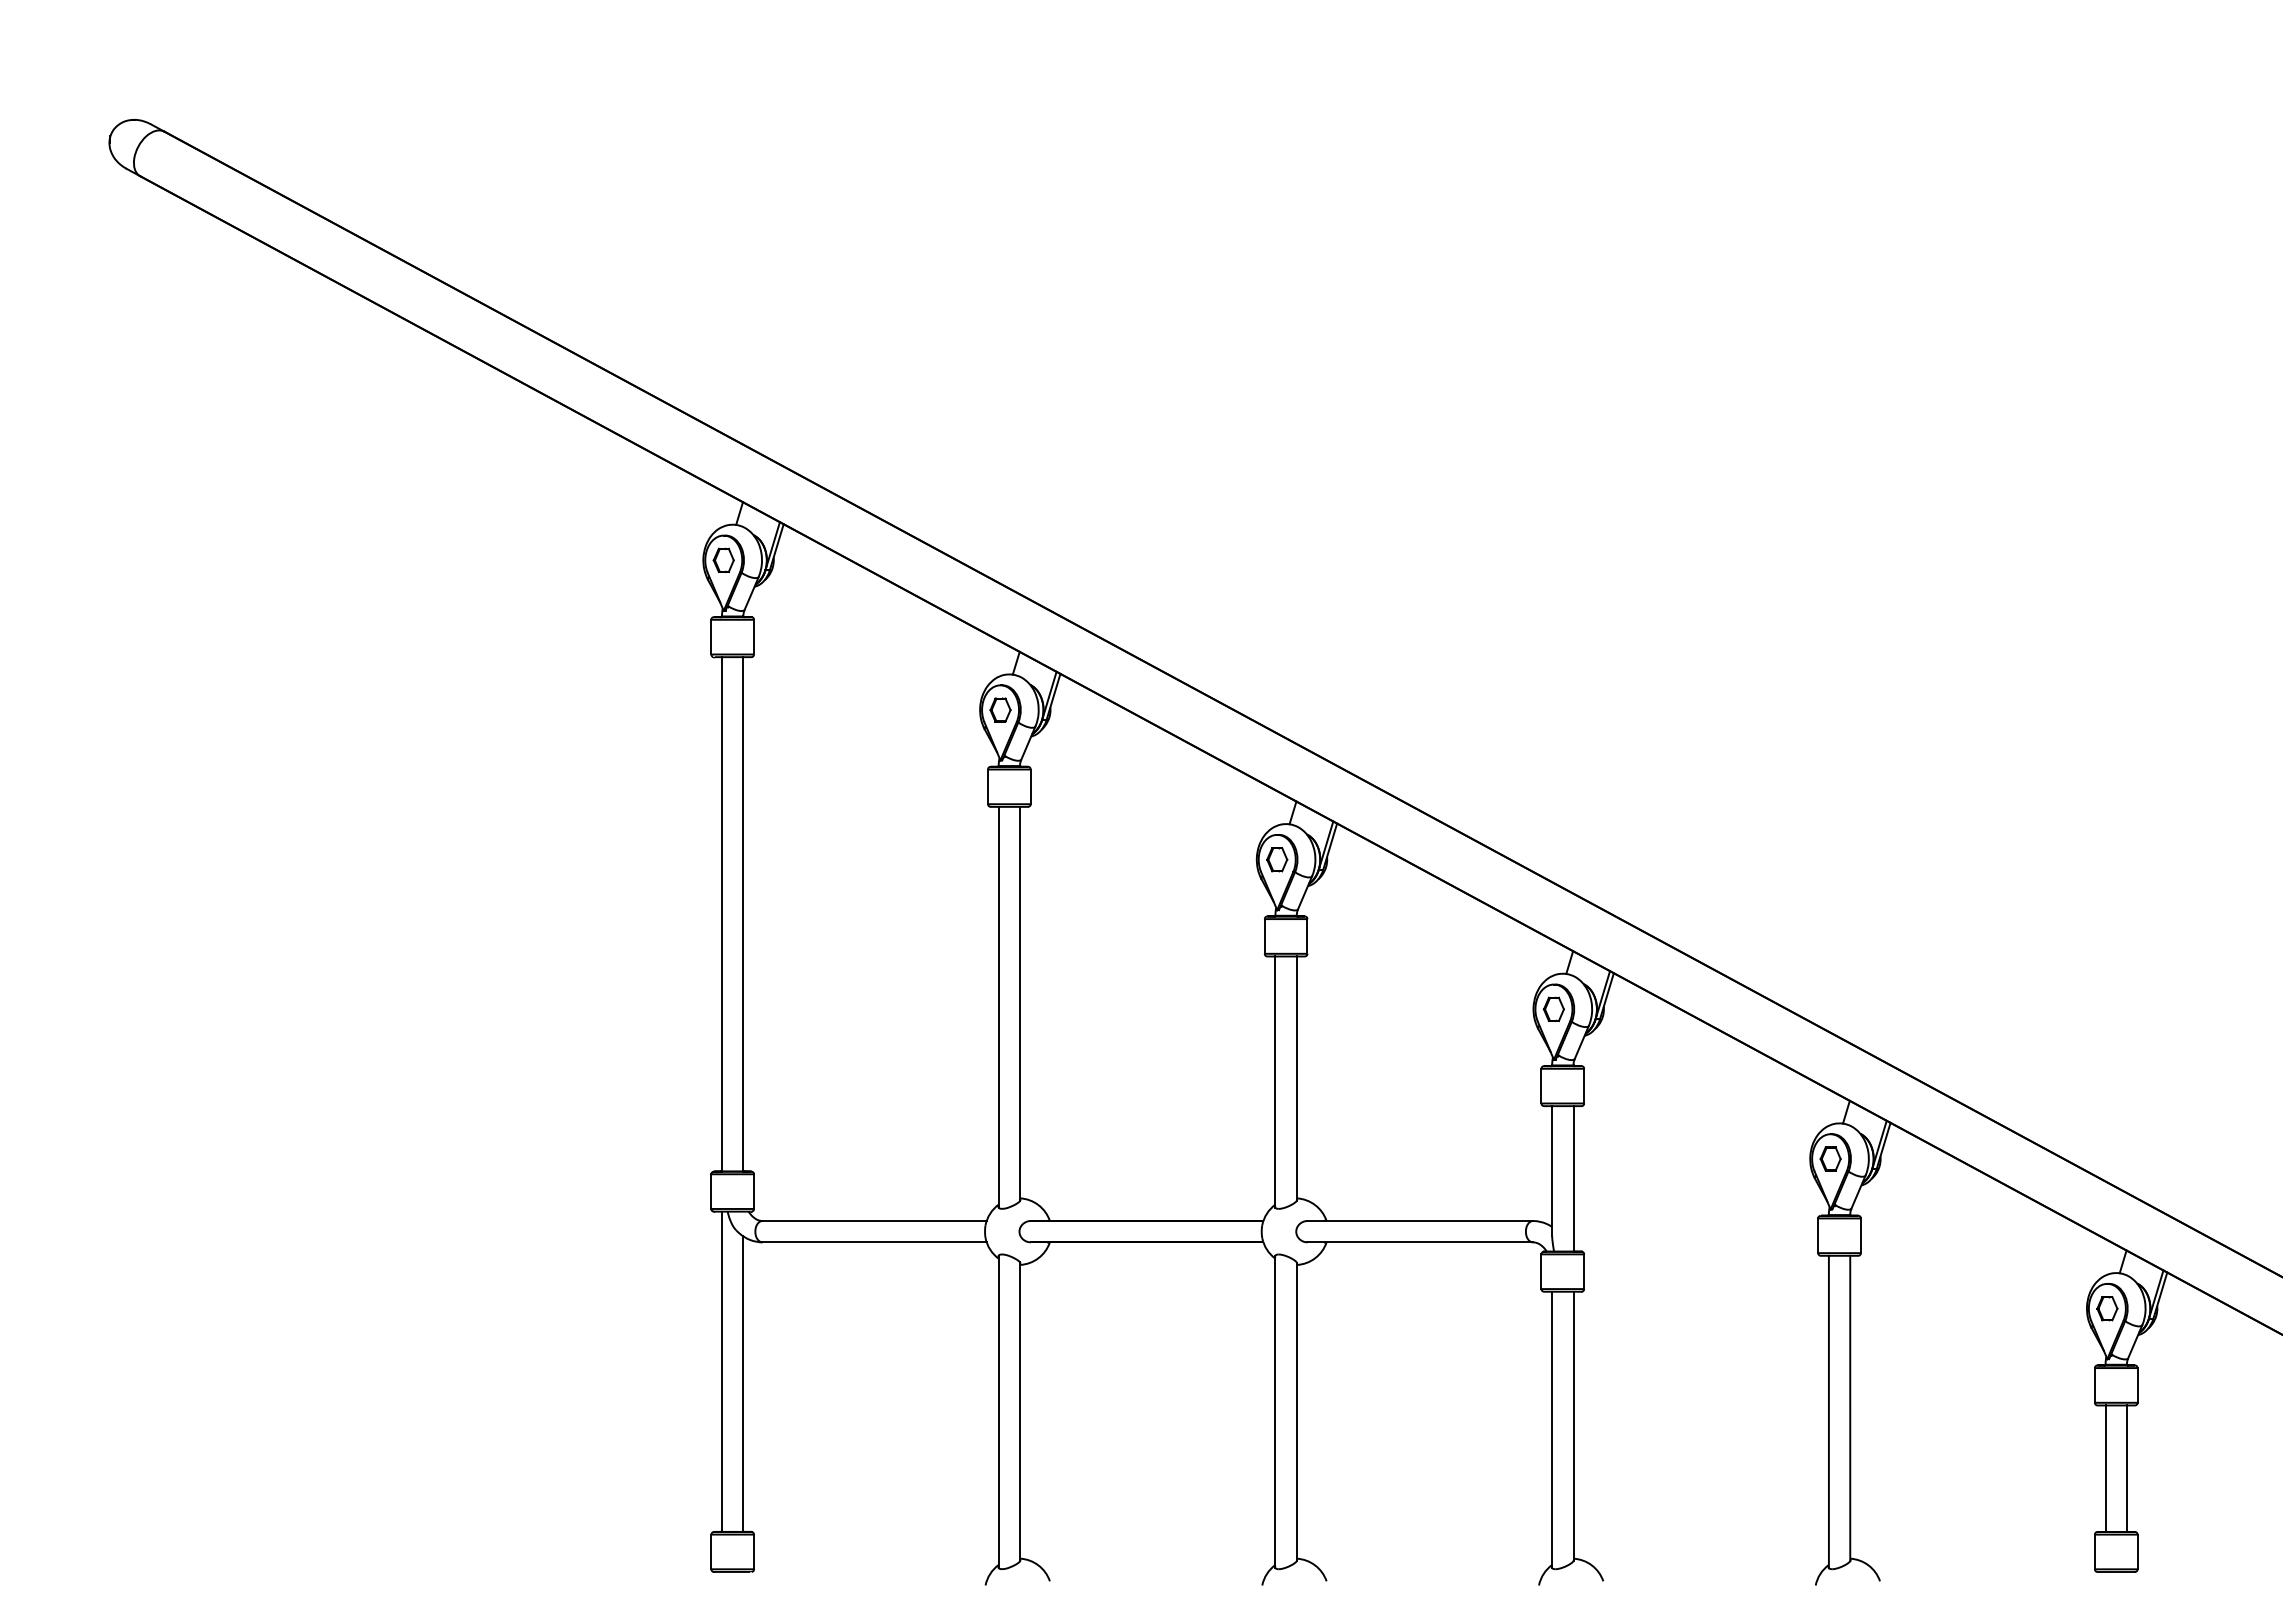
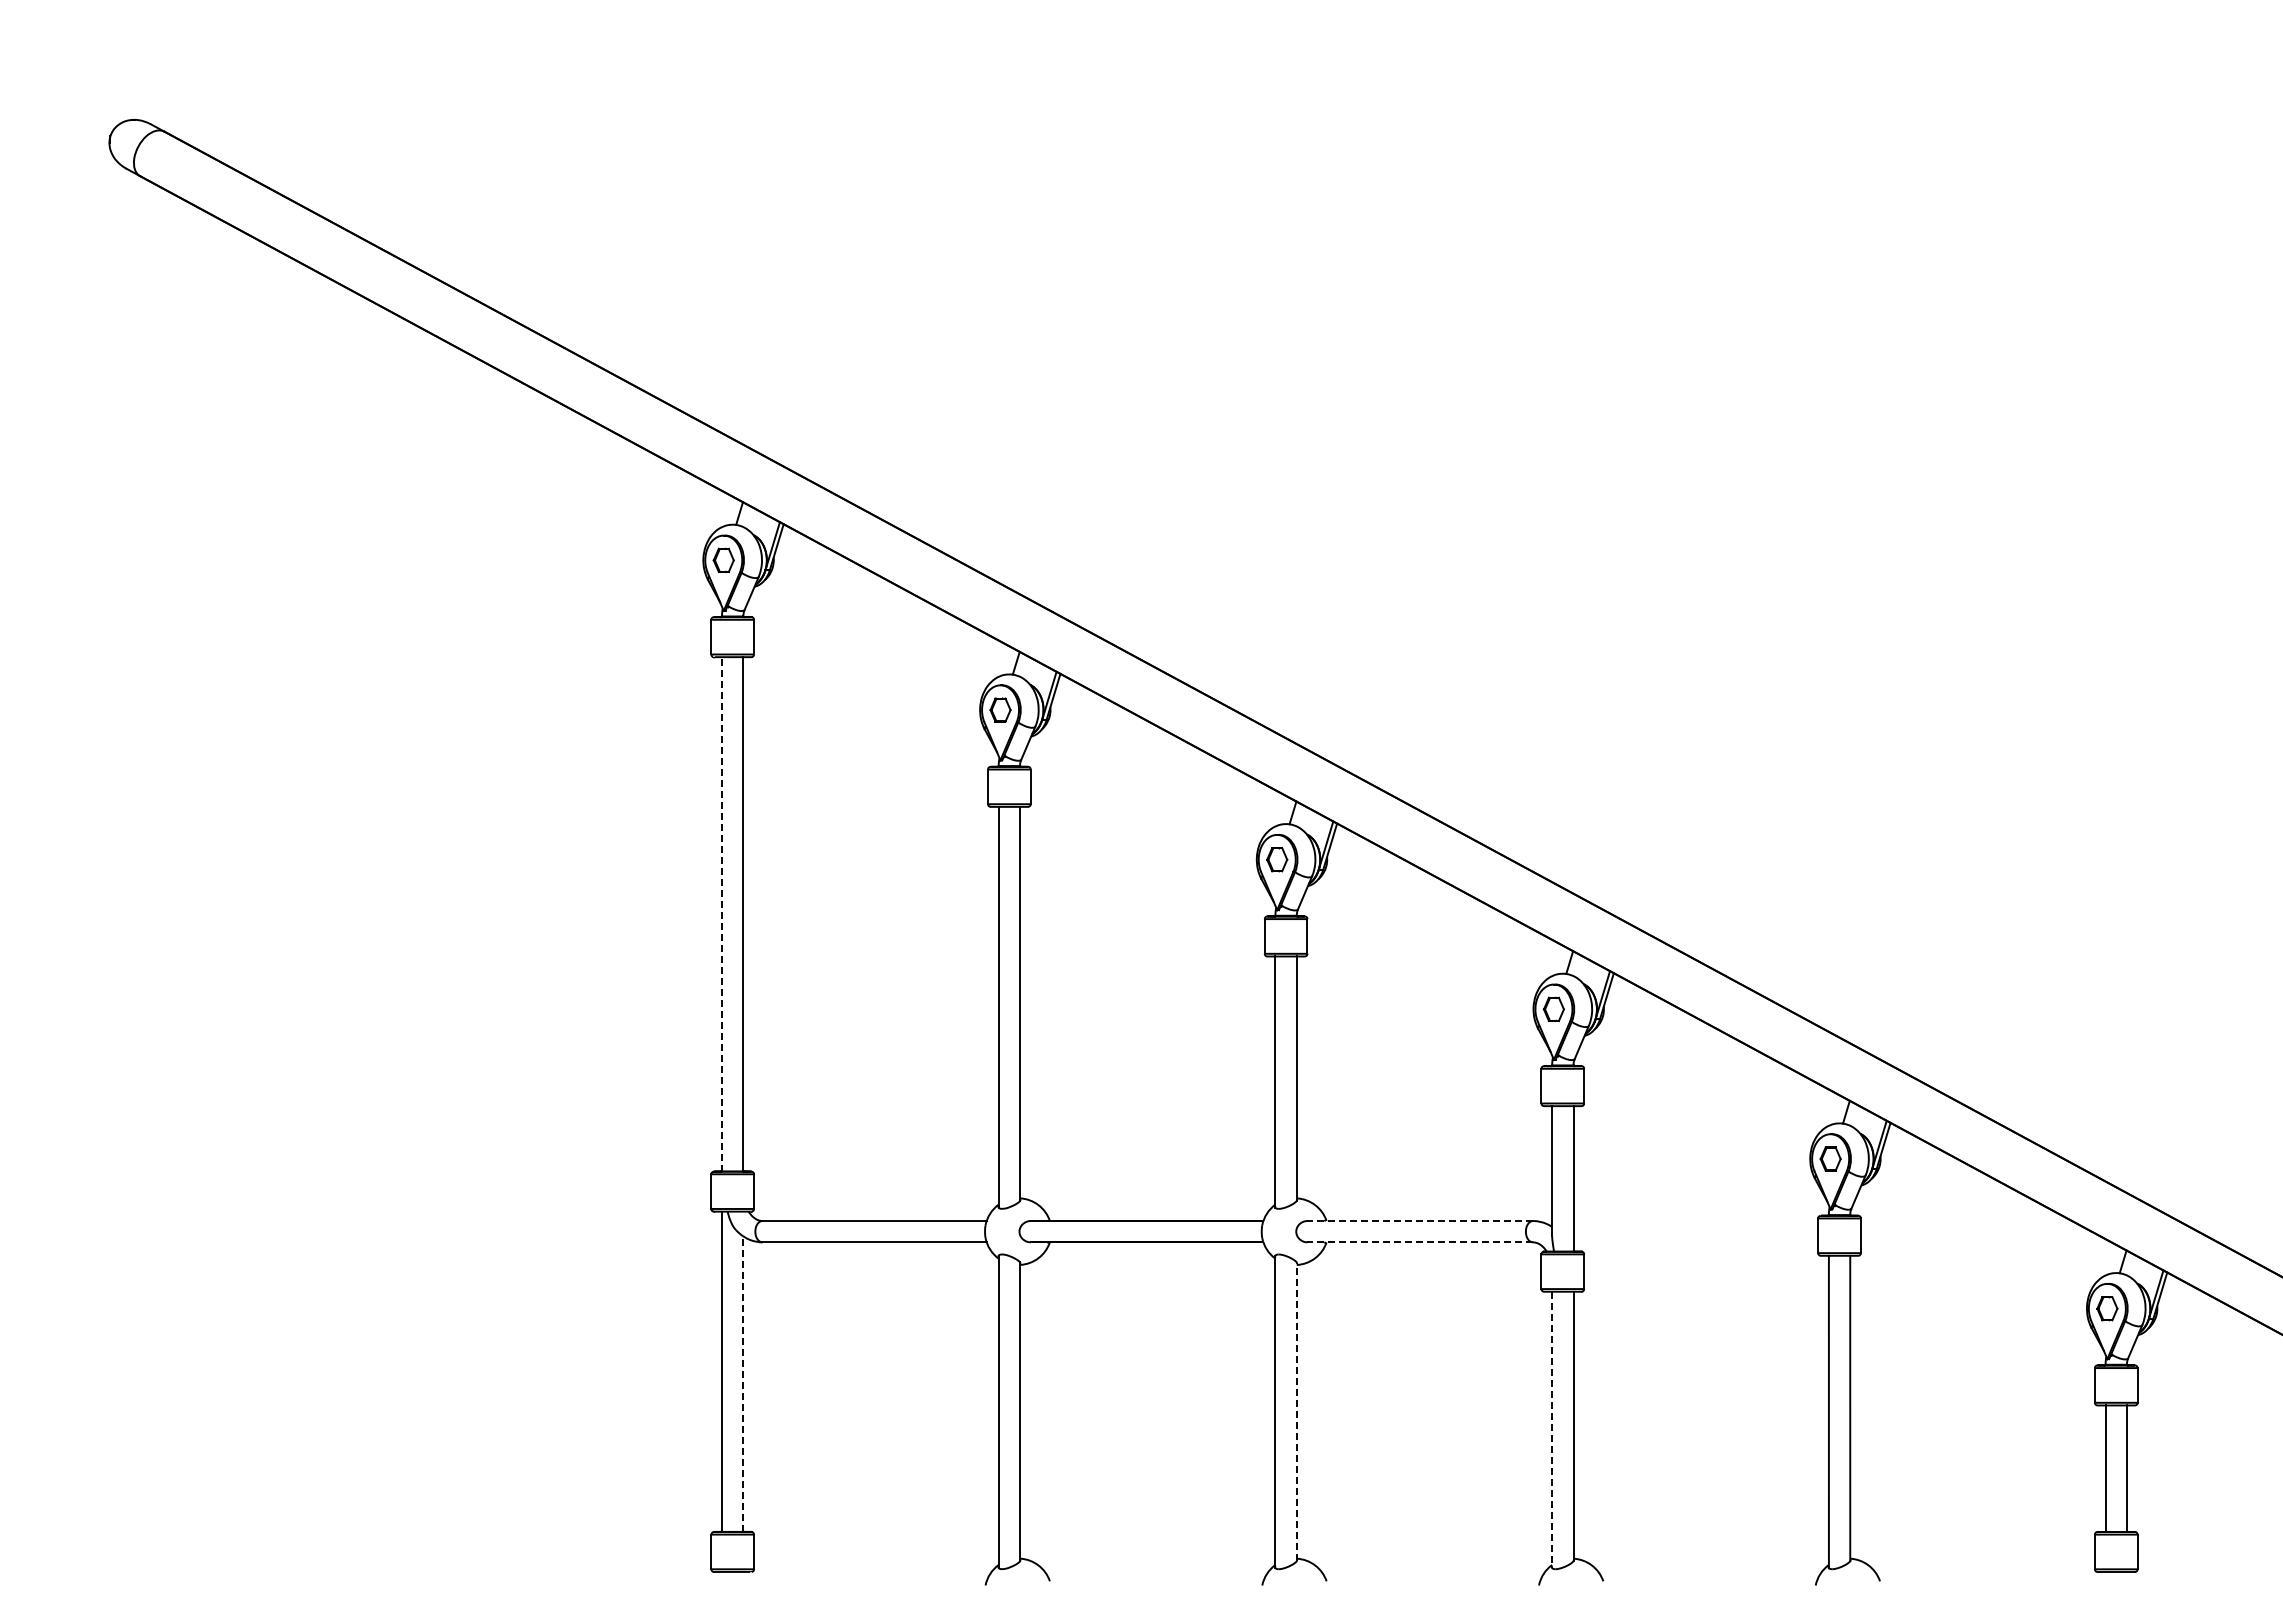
line: solid -> dashed (722, 913)
line: solid -> dashed (1420, 1221)
line: solid -> dashed (1420, 1242)
line: solid -> dashed (743, 1384)
line: solid -> dashed (1296, 1411)
line: solid -> dashed (1552, 1430)
